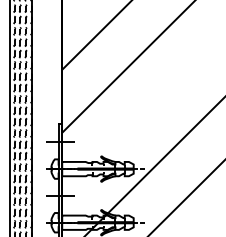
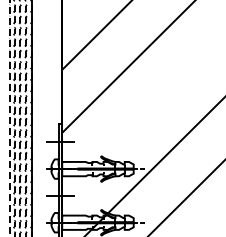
line: solid -> dashed (9, 118)
